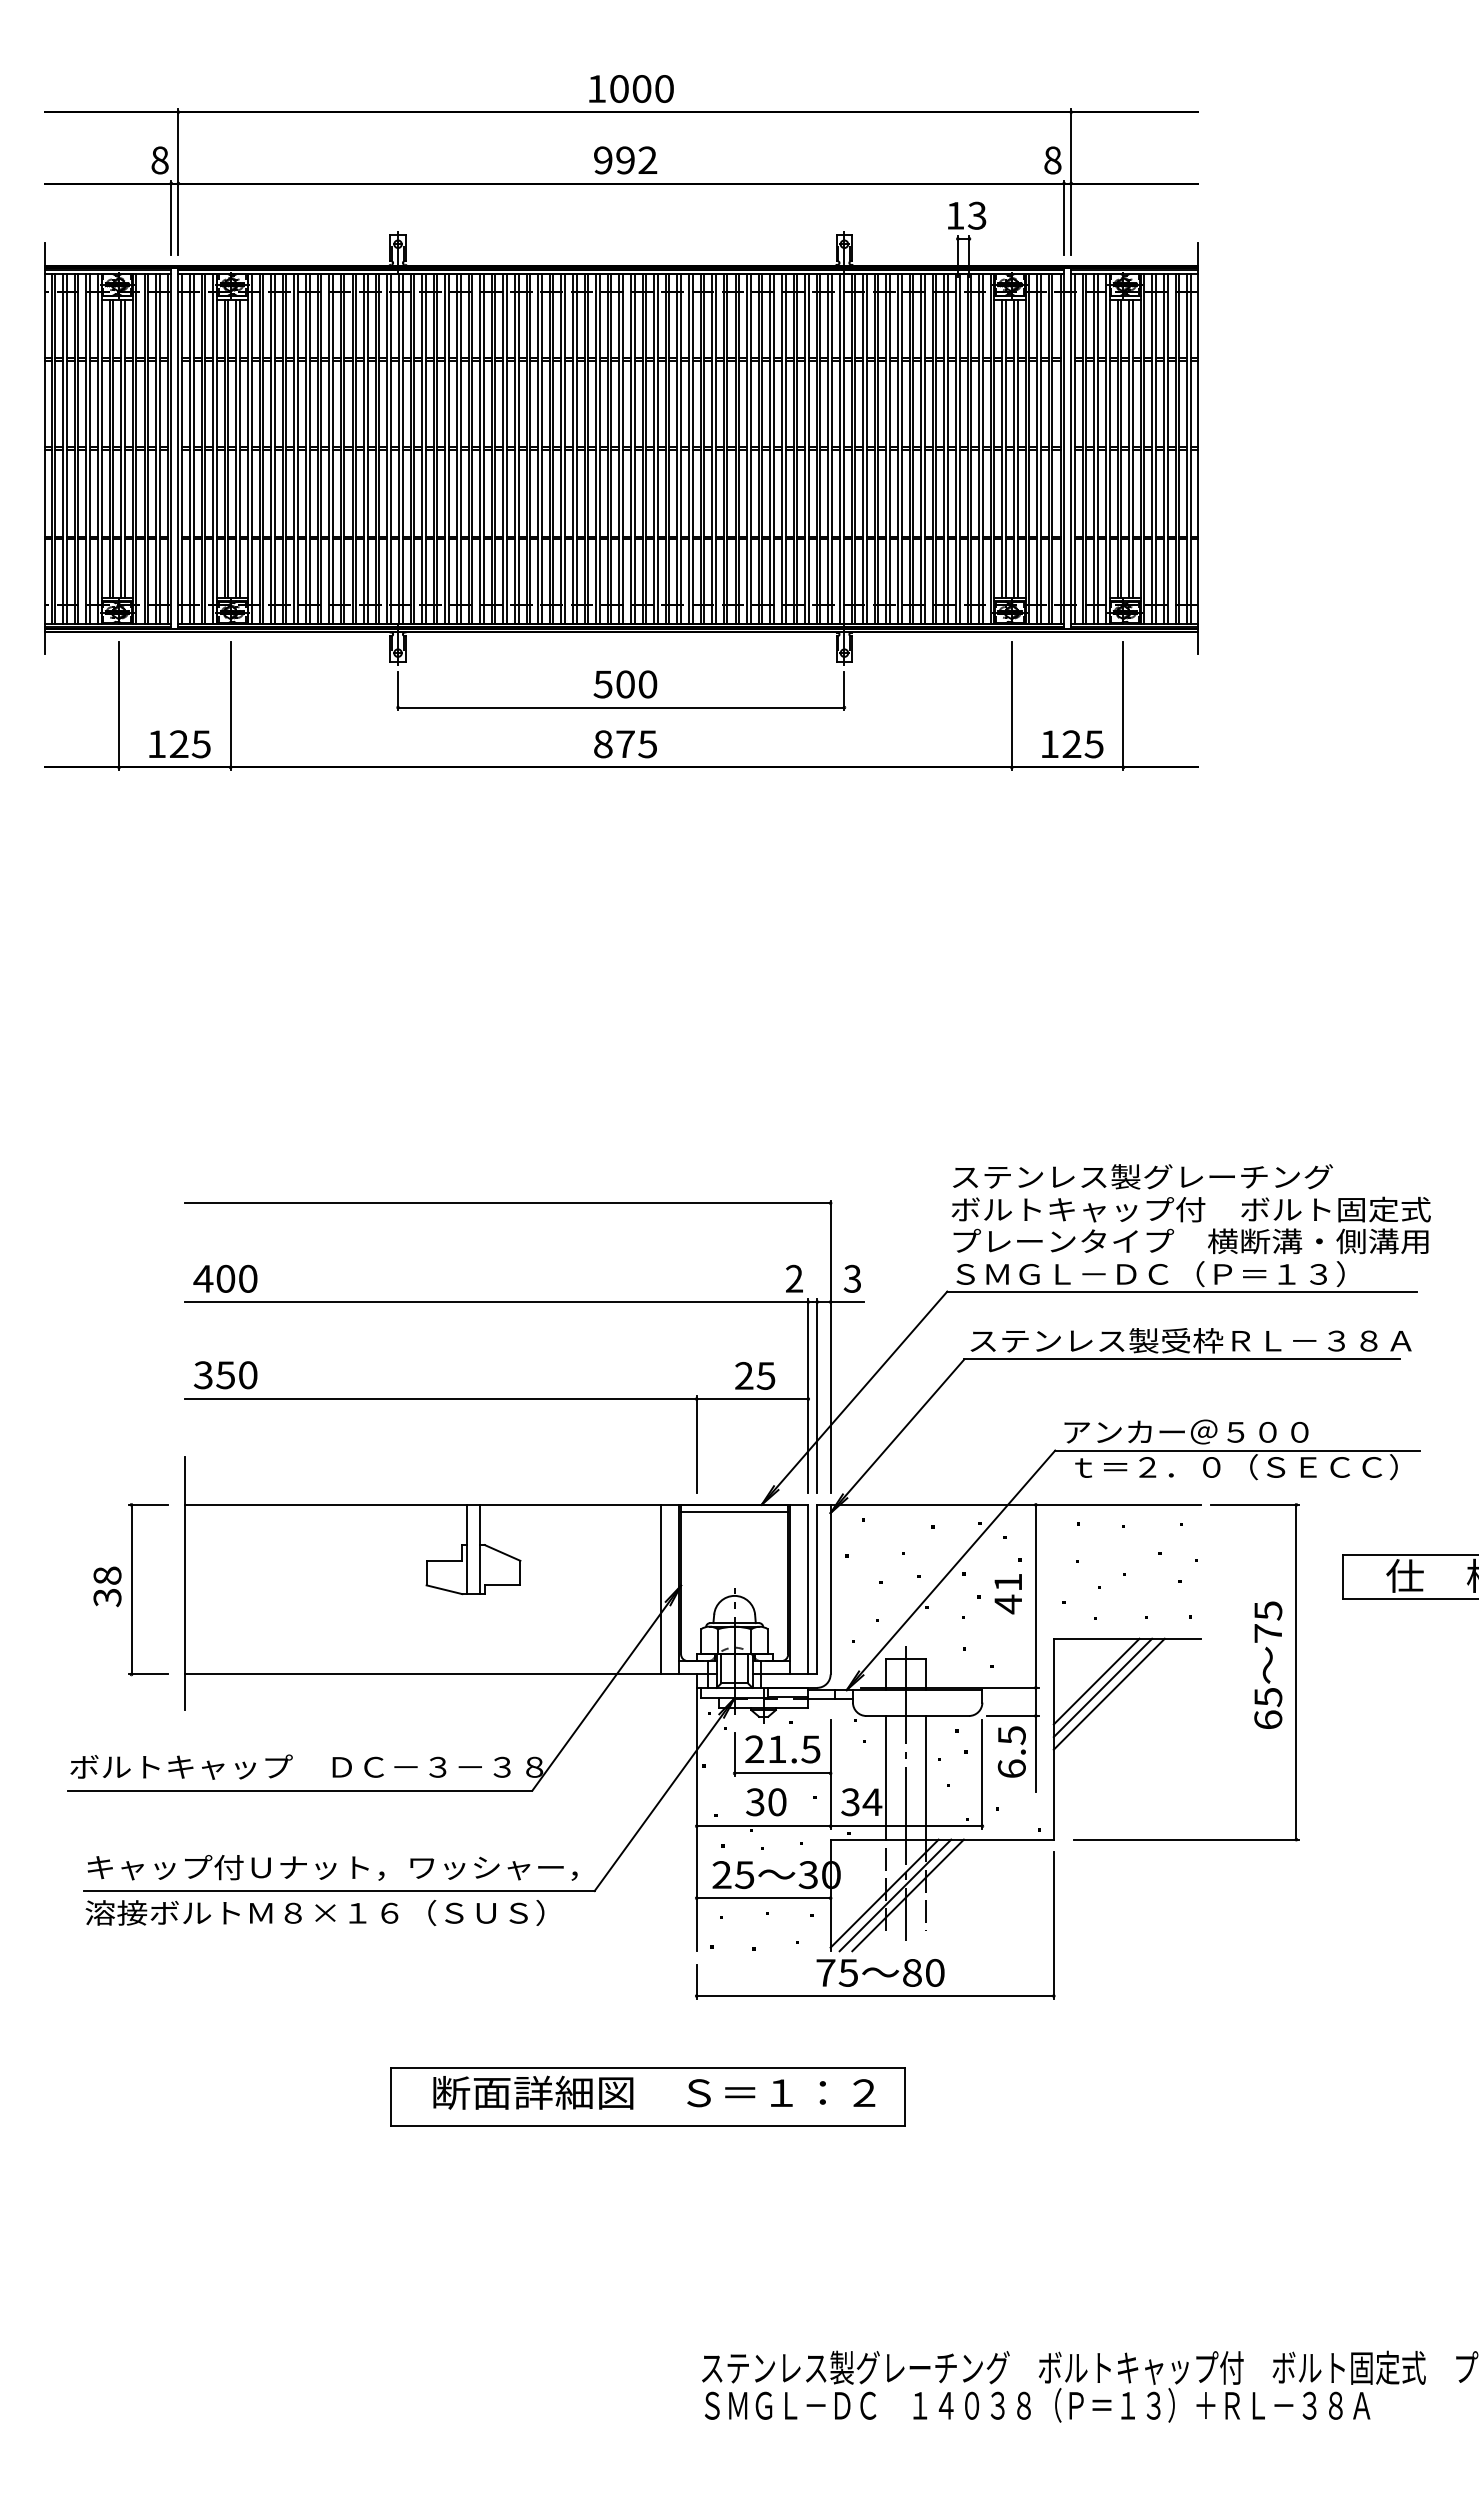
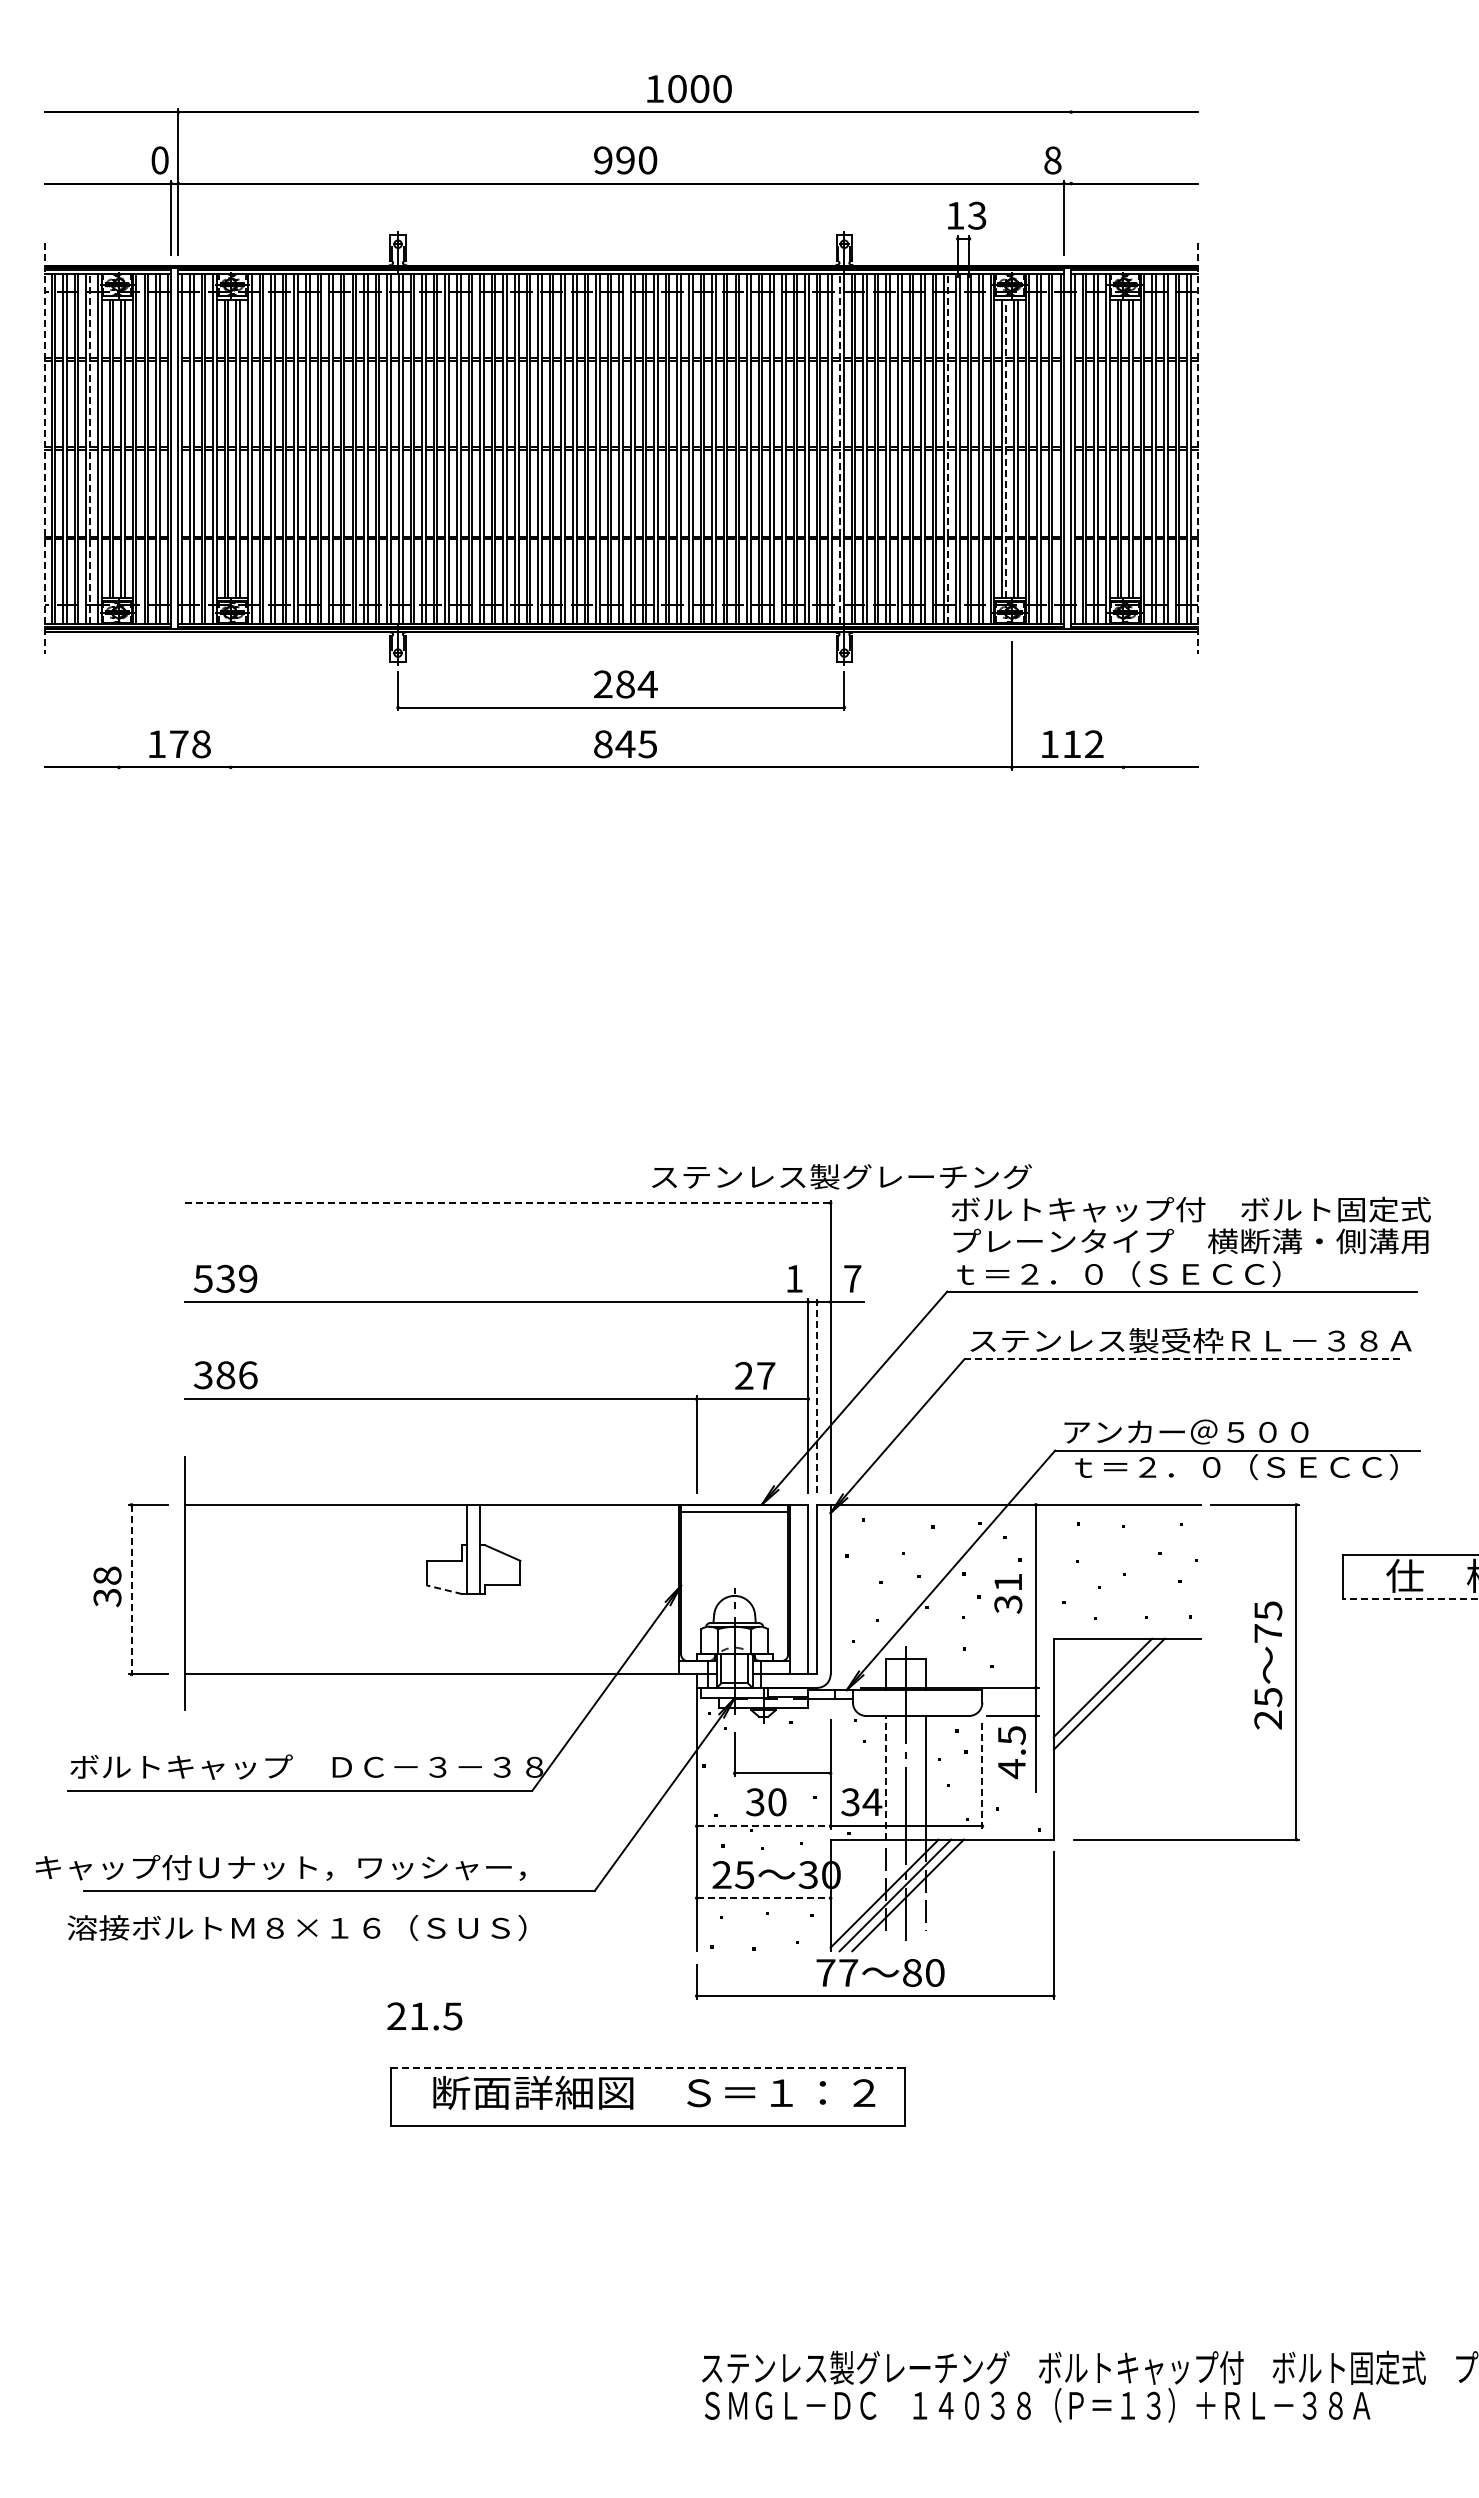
text position: (631, 88) -> (689, 88) (689, 88)
text: 8 -> 0 (159, 160)
text: 992 -> 990 (647, 160)
line: present -> none (1071, 181)
line: solid -> dashed (90, 448)
line: solid -> dashed (839, 448)
line: solid -> dashed (948, 448)
line: solid -> dashed (1006, 448)
line: solid -> dashed (44, 449)
line: solid -> dashed (1198, 449)
text: 500 -> 284 (625, 684)
line: present -> none (119, 706)
line: present -> none (230, 706)
line: present -> none (1123, 706)
text: 875 -> 845 (625, 743)
text: 125 -> 178 (190, 744)
text: 125 -> 112 (1082, 744)
text position: (1142, 1176) -> (841, 1176) (841, 1176)
line: solid -> dashed (508, 1203)
text: ＳＭＧＬ－ＤＣ（Ｐ＝１３） -> ｔ＝２．０（ＳＥＣＣ） (1150, 1274)
text: 400 -> 539 (225, 1278)
text: 2 -> 1 (794, 1278)
text: 3 -> 7 (852, 1278)
line: solid -> dashed (1182, 1359)
text: 350 -> 386 (236, 1375)
text: 25 -> 27 (765, 1375)
line: solid -> dashed (817, 1396)
line: solid -> dashed (131, 1589)
line: solid -> dashed (444, 1589)
line: present -> none (661, 1589)
line: solid -> dashed (1410, 1599)
text: 41 -> 31 (1008, 1604)
line: present -> none (1096, 1681)
text: 65 -> 25 (1268, 1719)
text position: (782, 1749) -> (424, 2016) (424, 2016)
text: 6.5 -> 4.5 (1011, 1769)
line: solid -> dashed (982, 1774)
line: solid -> dashed (886, 1777)
line: solid -> dashed (763, 1826)
text position: (332, 1867) -> (280, 1867) (280, 1867)
line: solid -> dashed (763, 1898)
text position: (314, 1912) -> (296, 1927) (296, 1927)
text: 75 -> 77 (848, 1972)
line: solid -> dashed (648, 2068)
